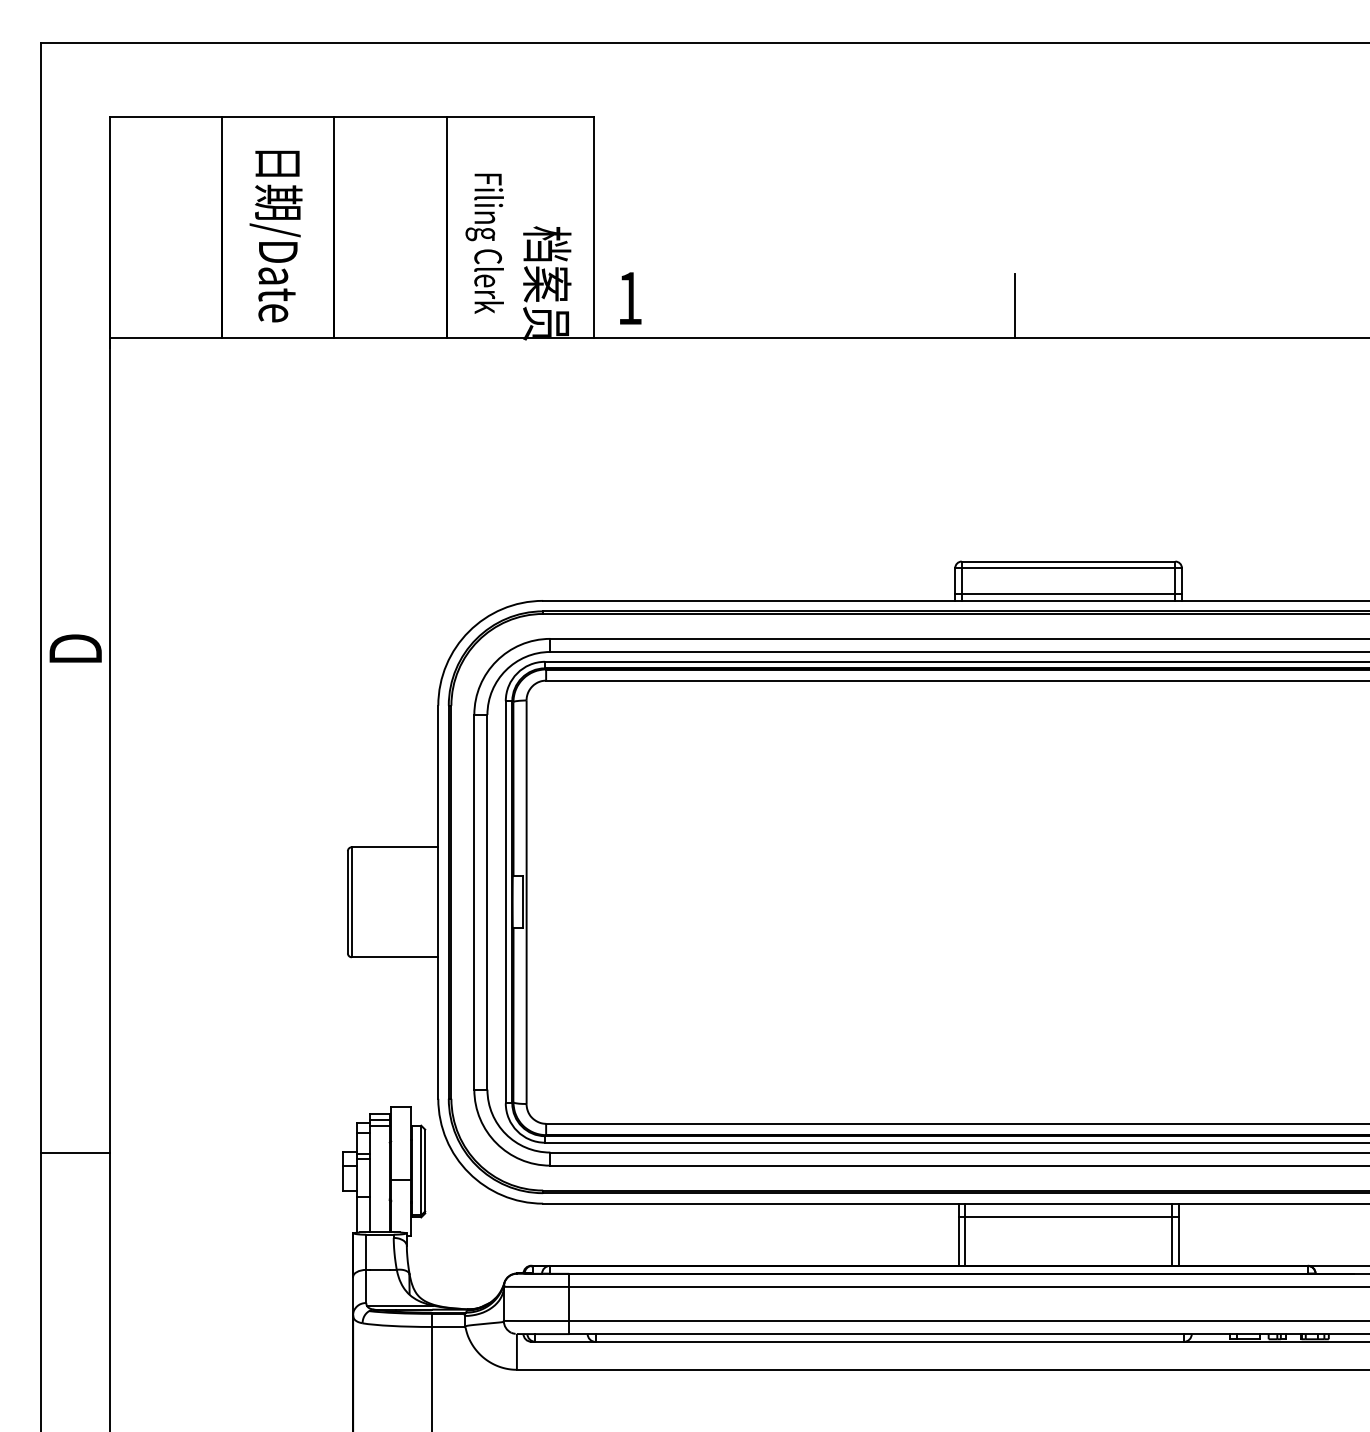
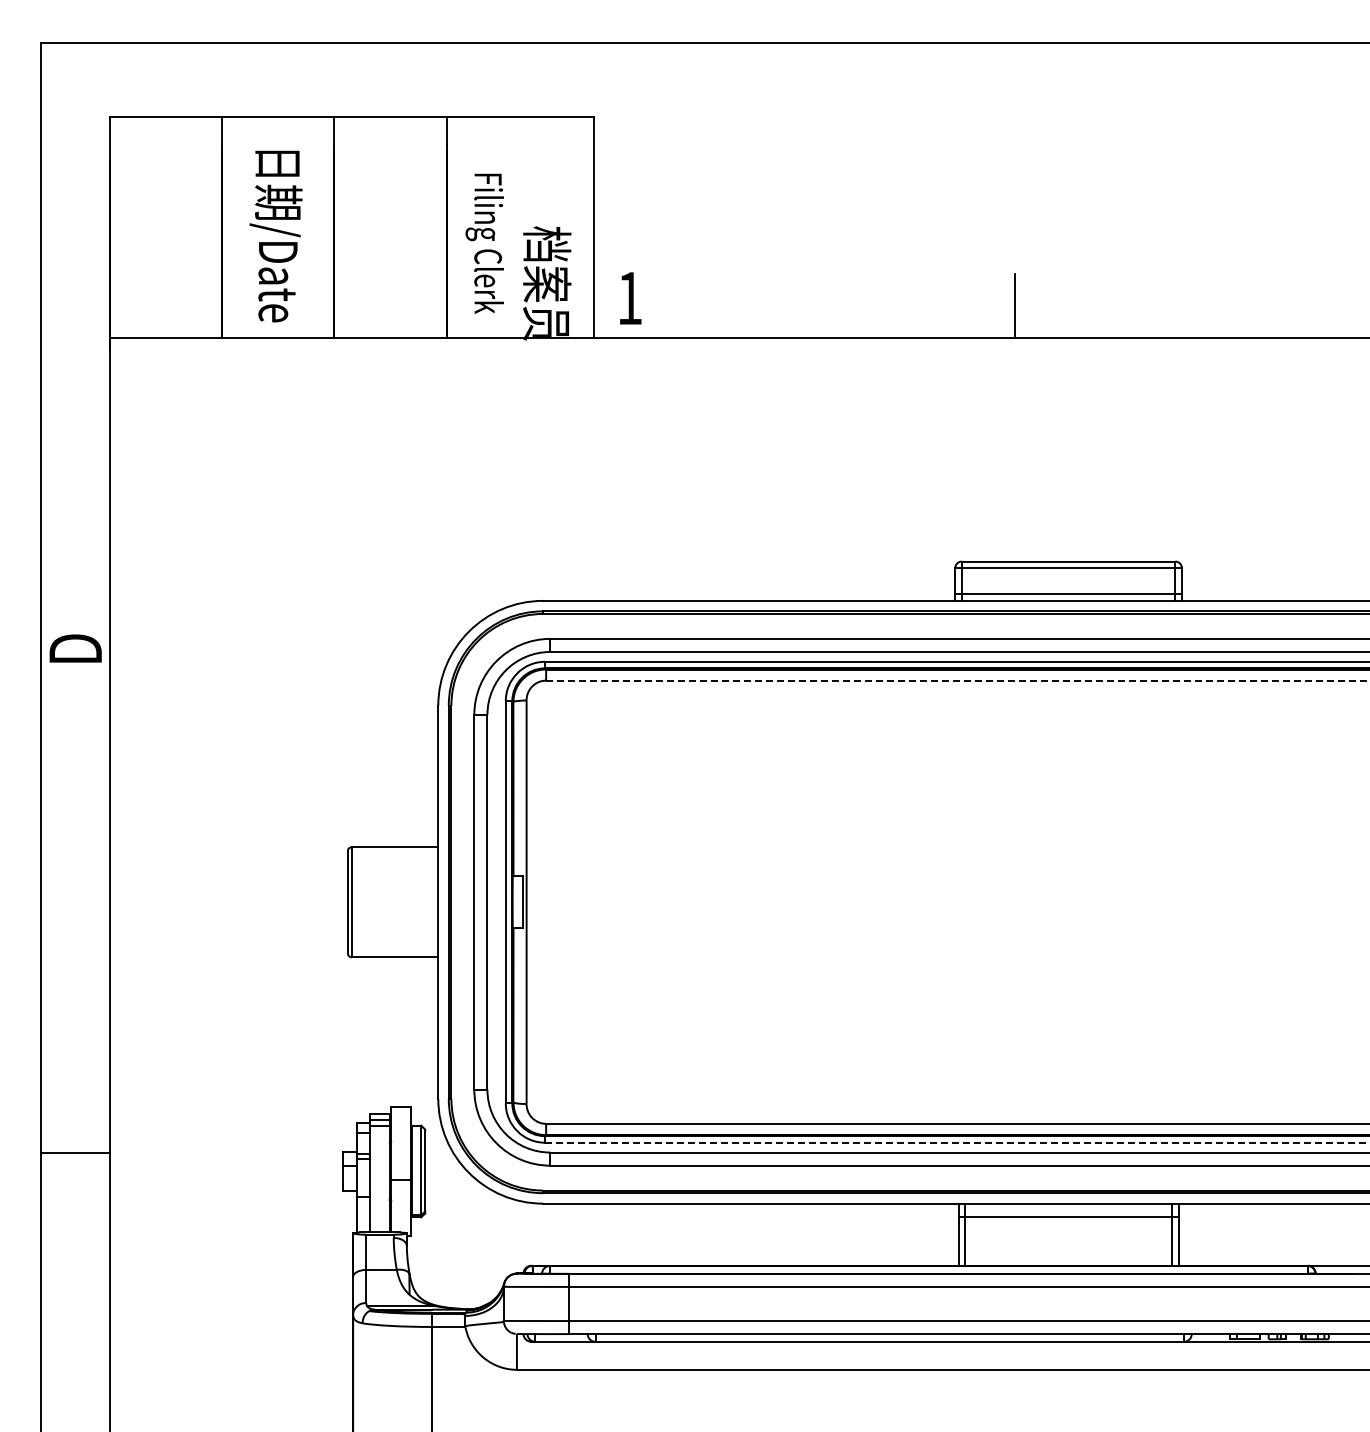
line: solid -> dashed (958, 680)
line: solid -> dashed (957, 1142)
